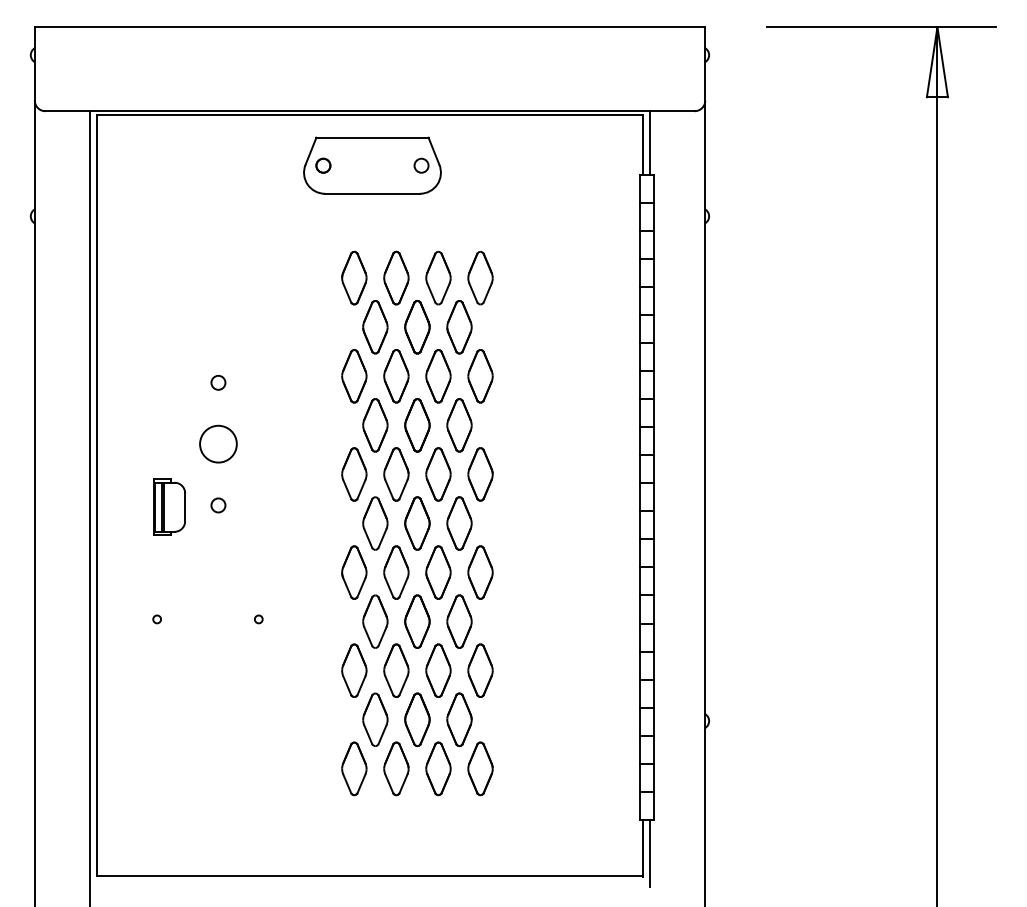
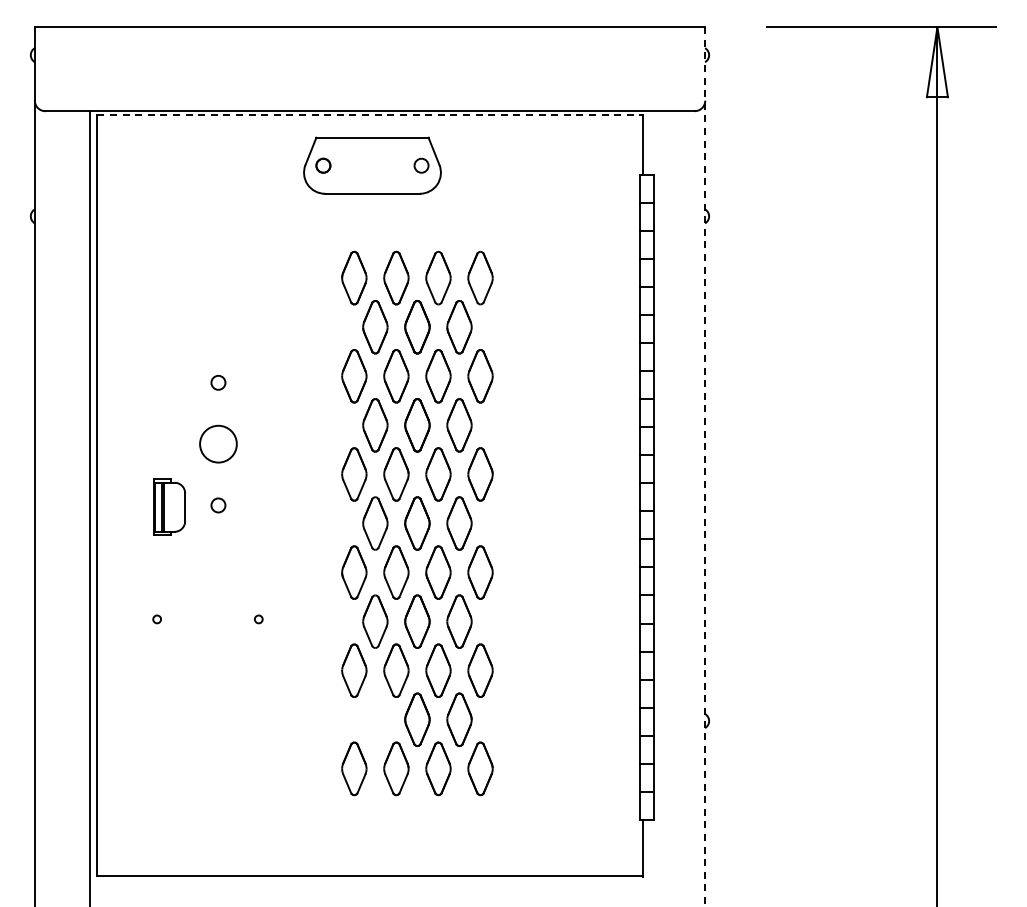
line: solid -> dashed (370, 115)
line: present -> none (650, 142)
line: solid -> dashed (705, 467)
part: present -> none (375, 719)
line: present -> none (650, 852)
